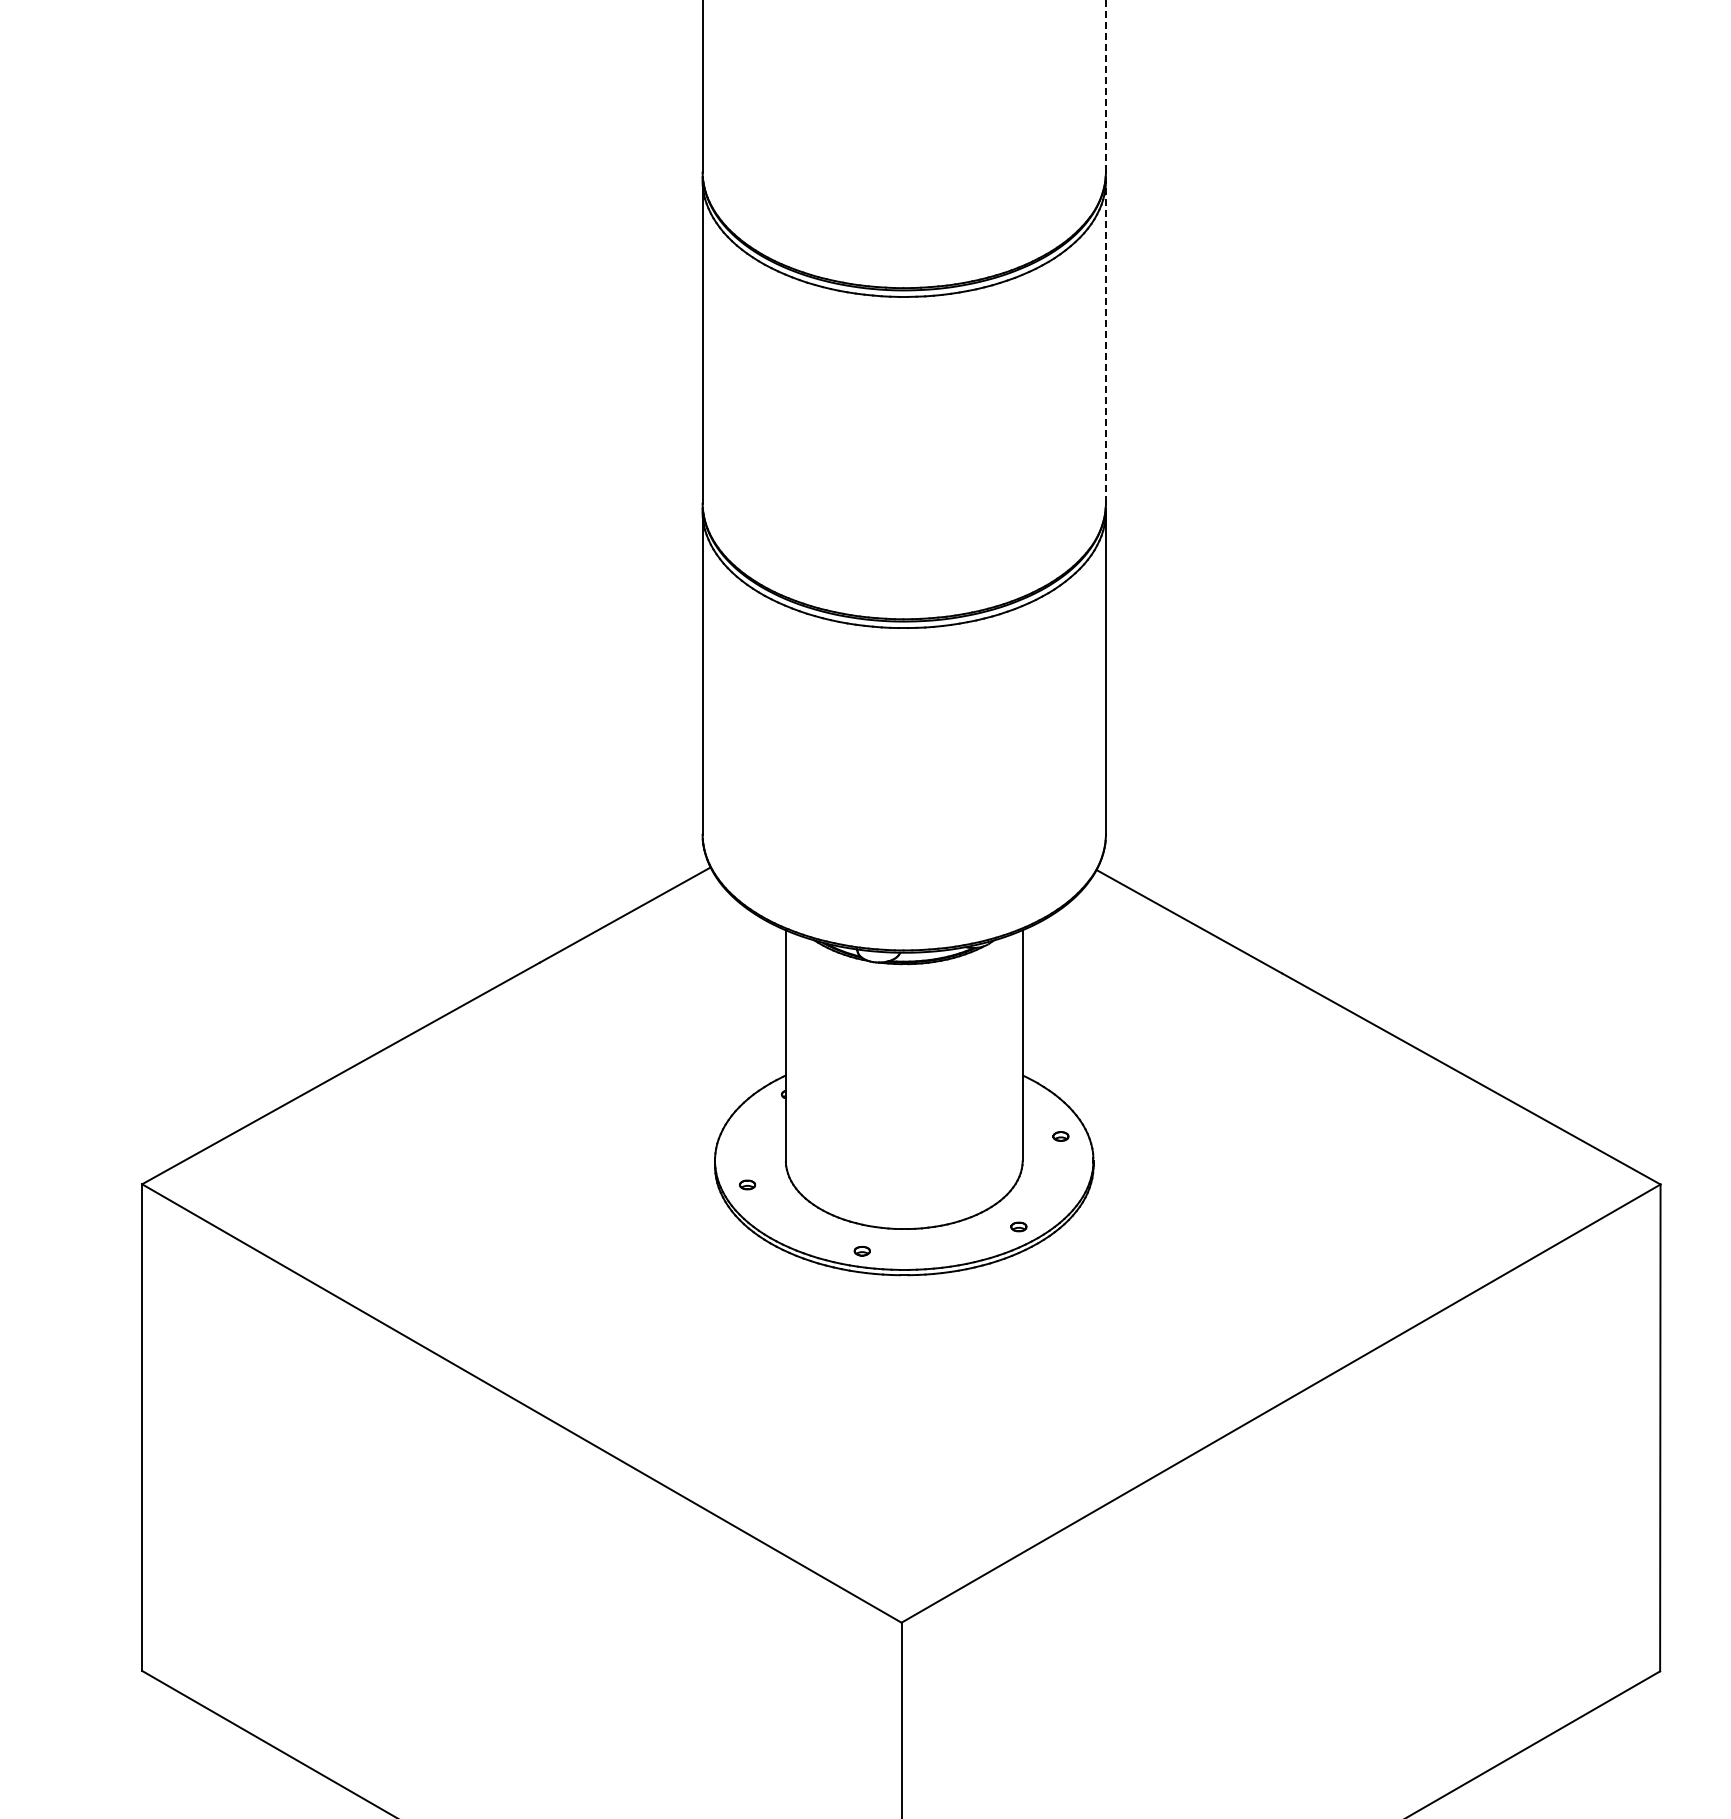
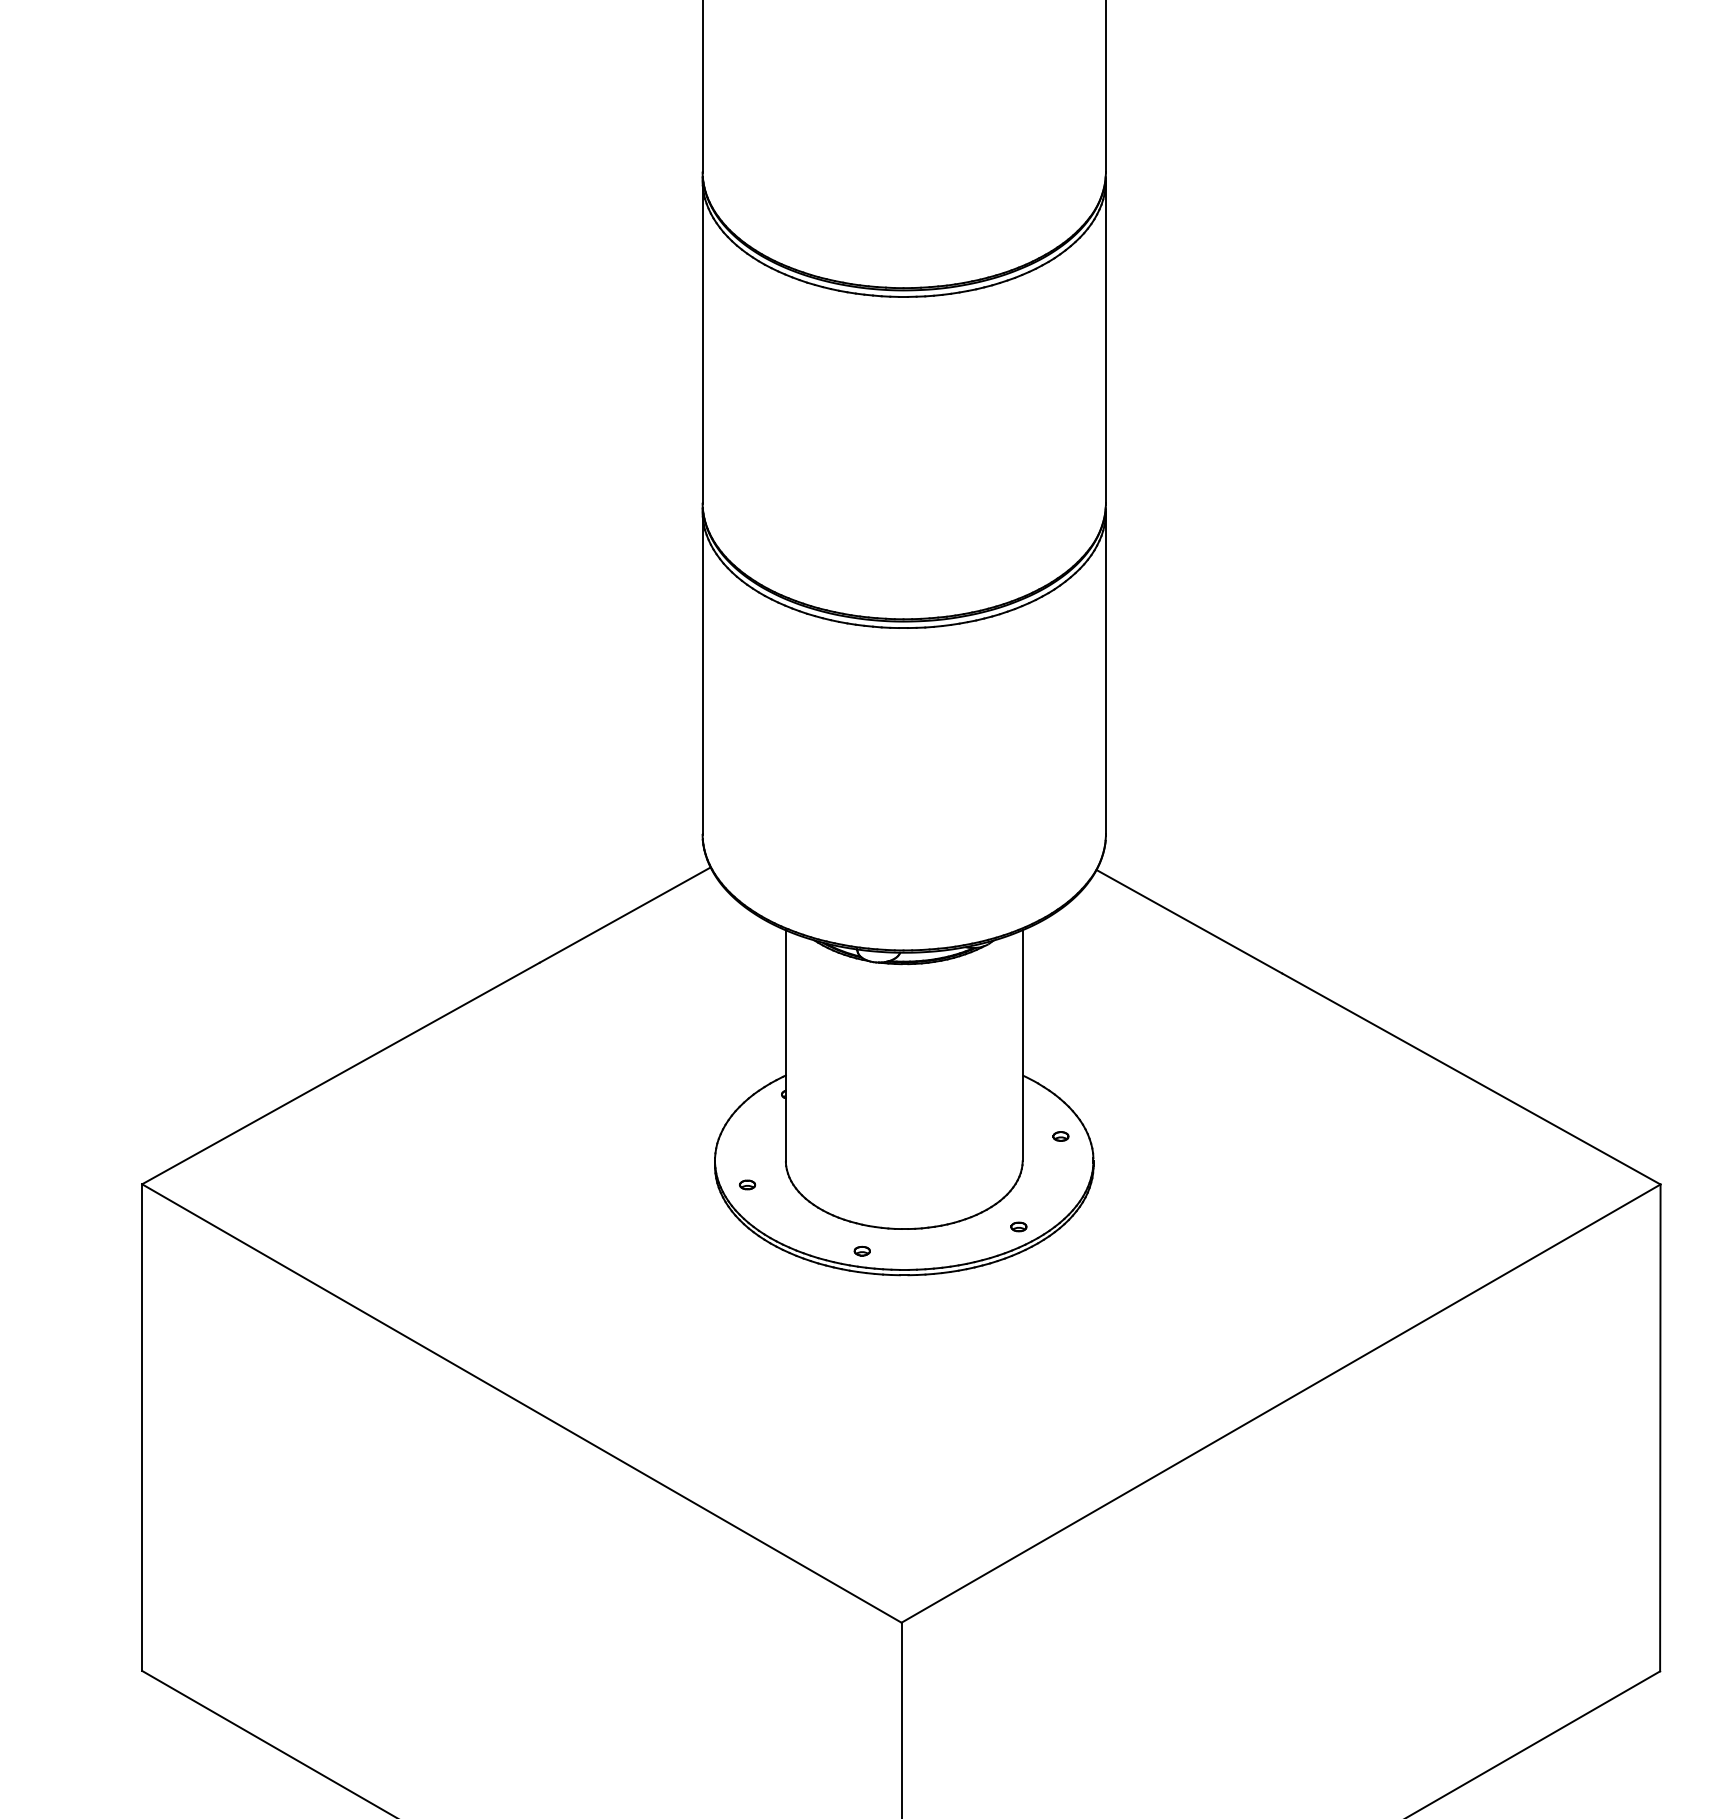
line: dashed -> solid (1105, 85)
line: dashed -> solid (1105, 341)
